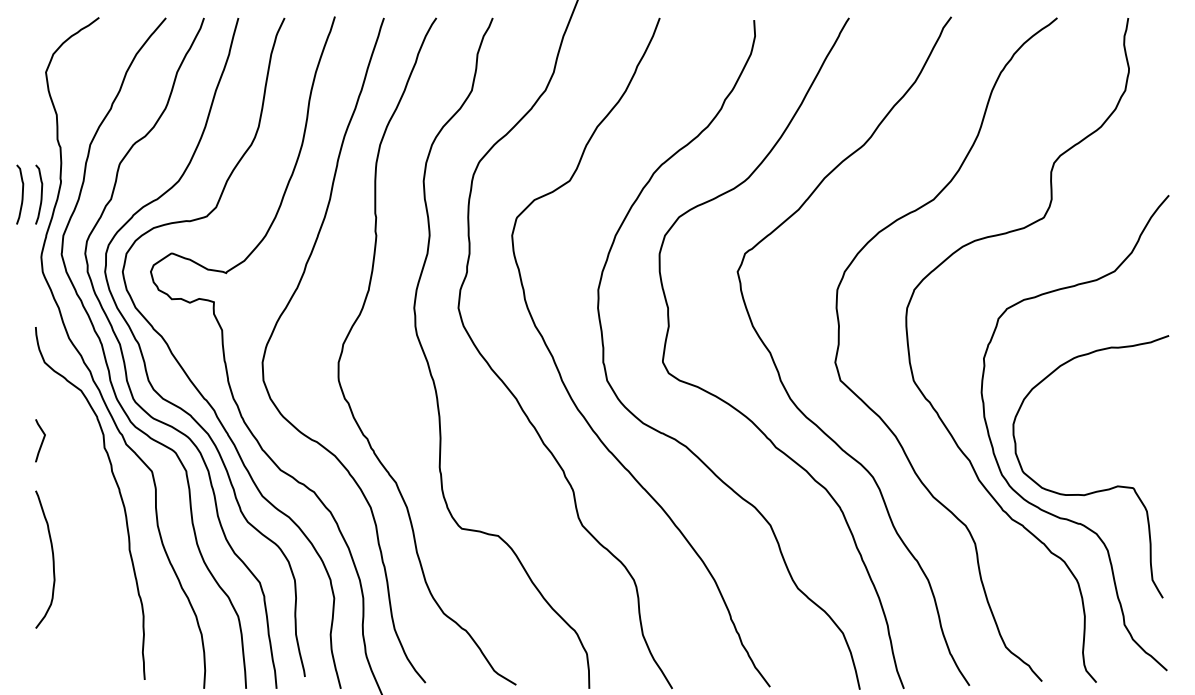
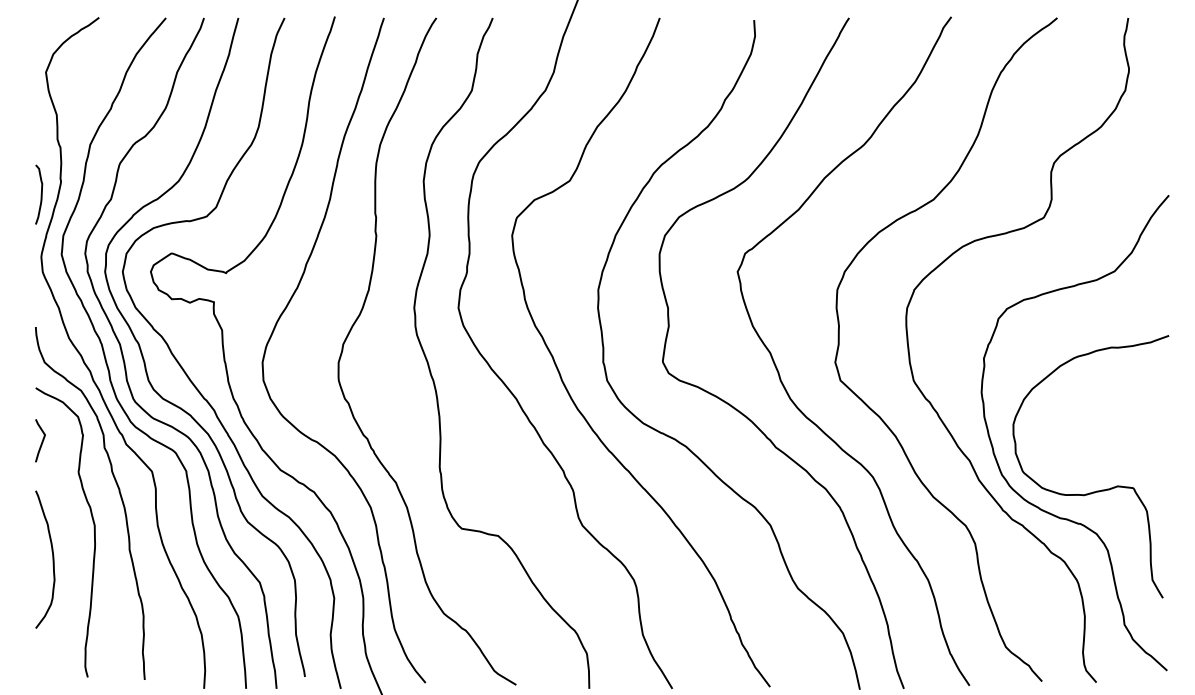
curve: present -> none (21, 194)
curve: none -> present (93, 529)
